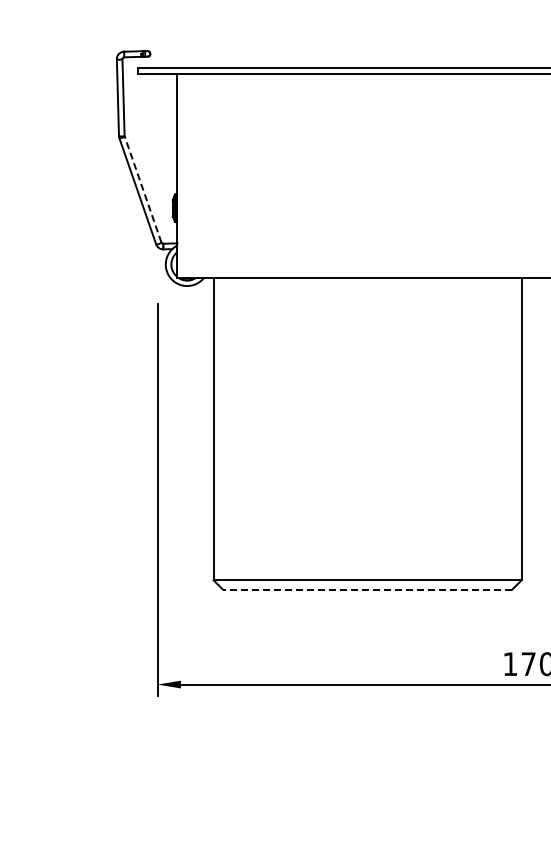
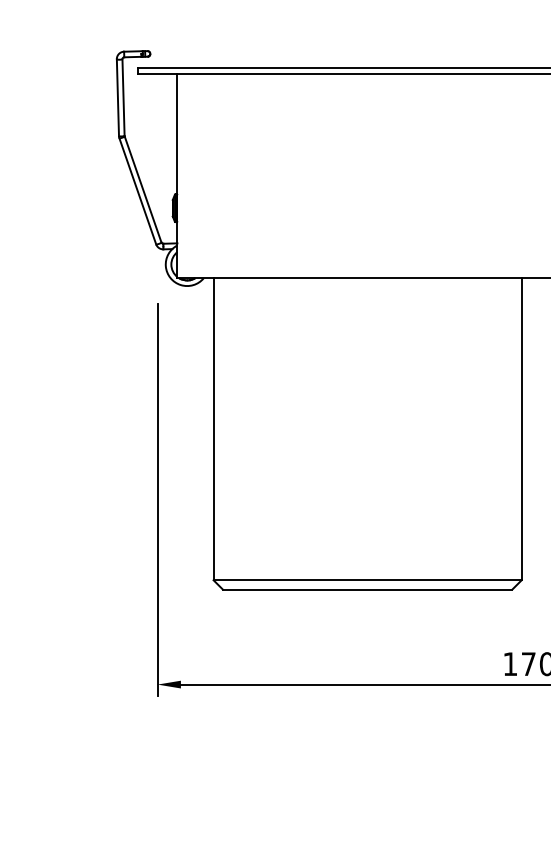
line: dashed -> solid (142, 189)
line: dashed -> solid (367, 589)
